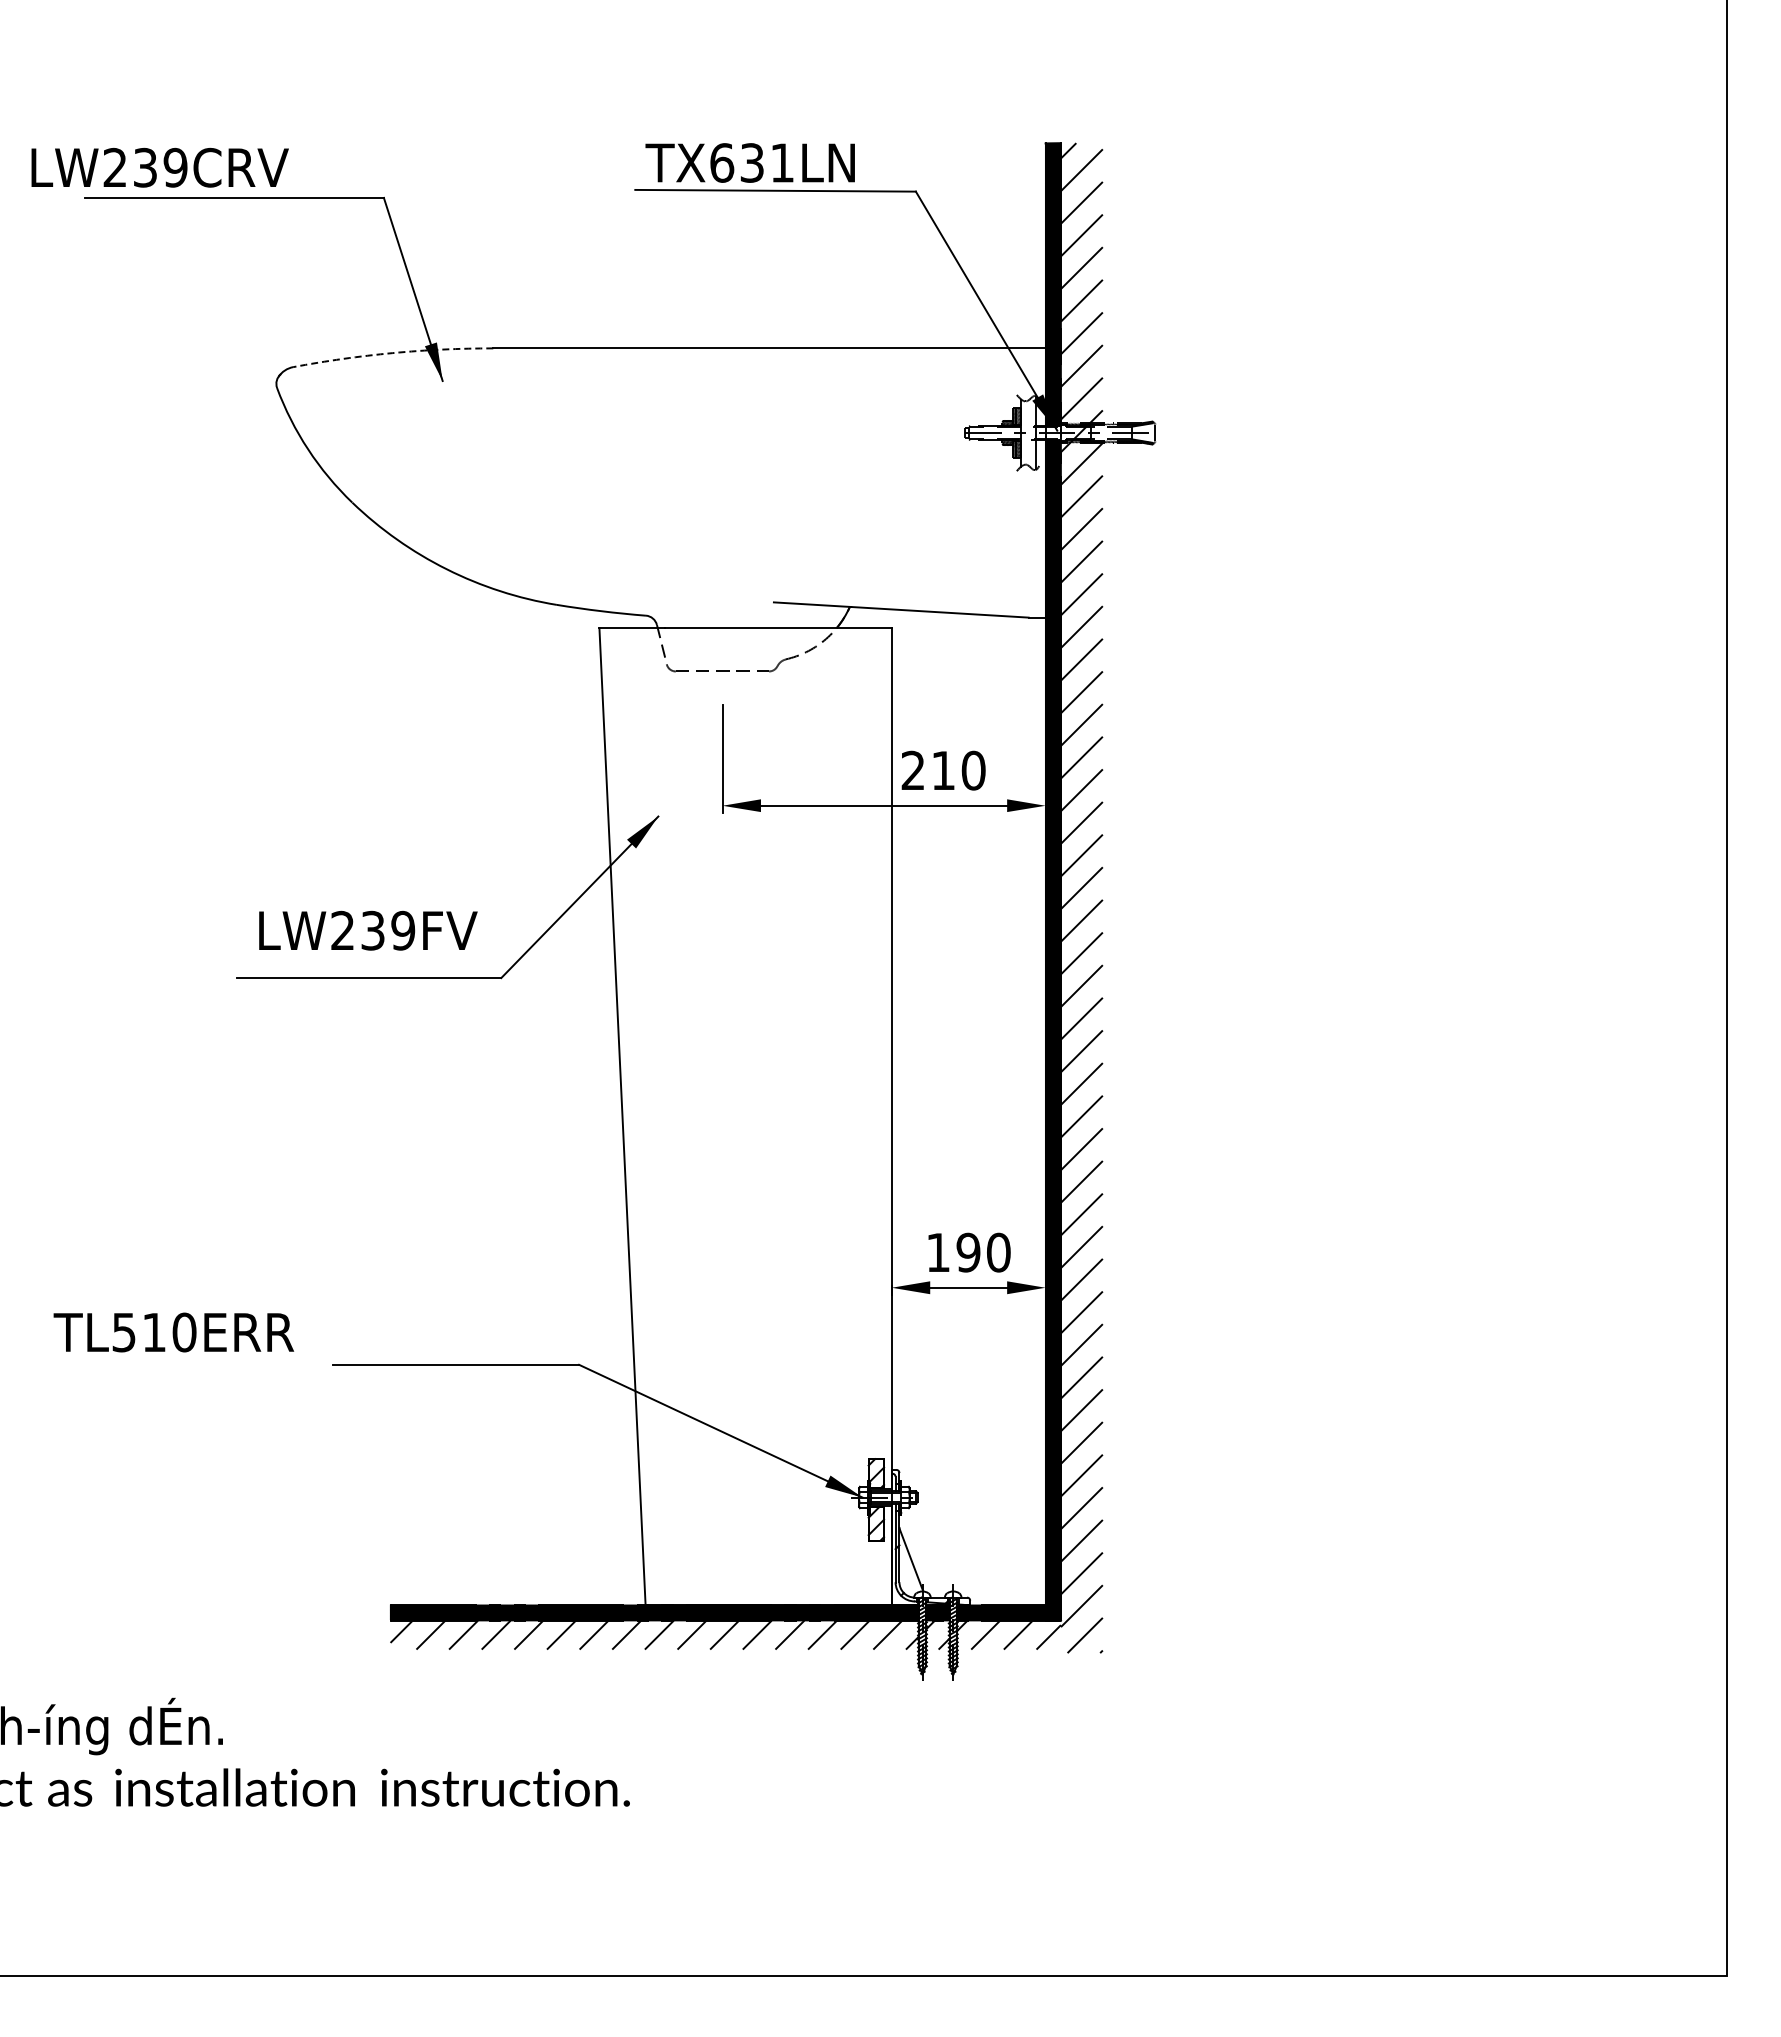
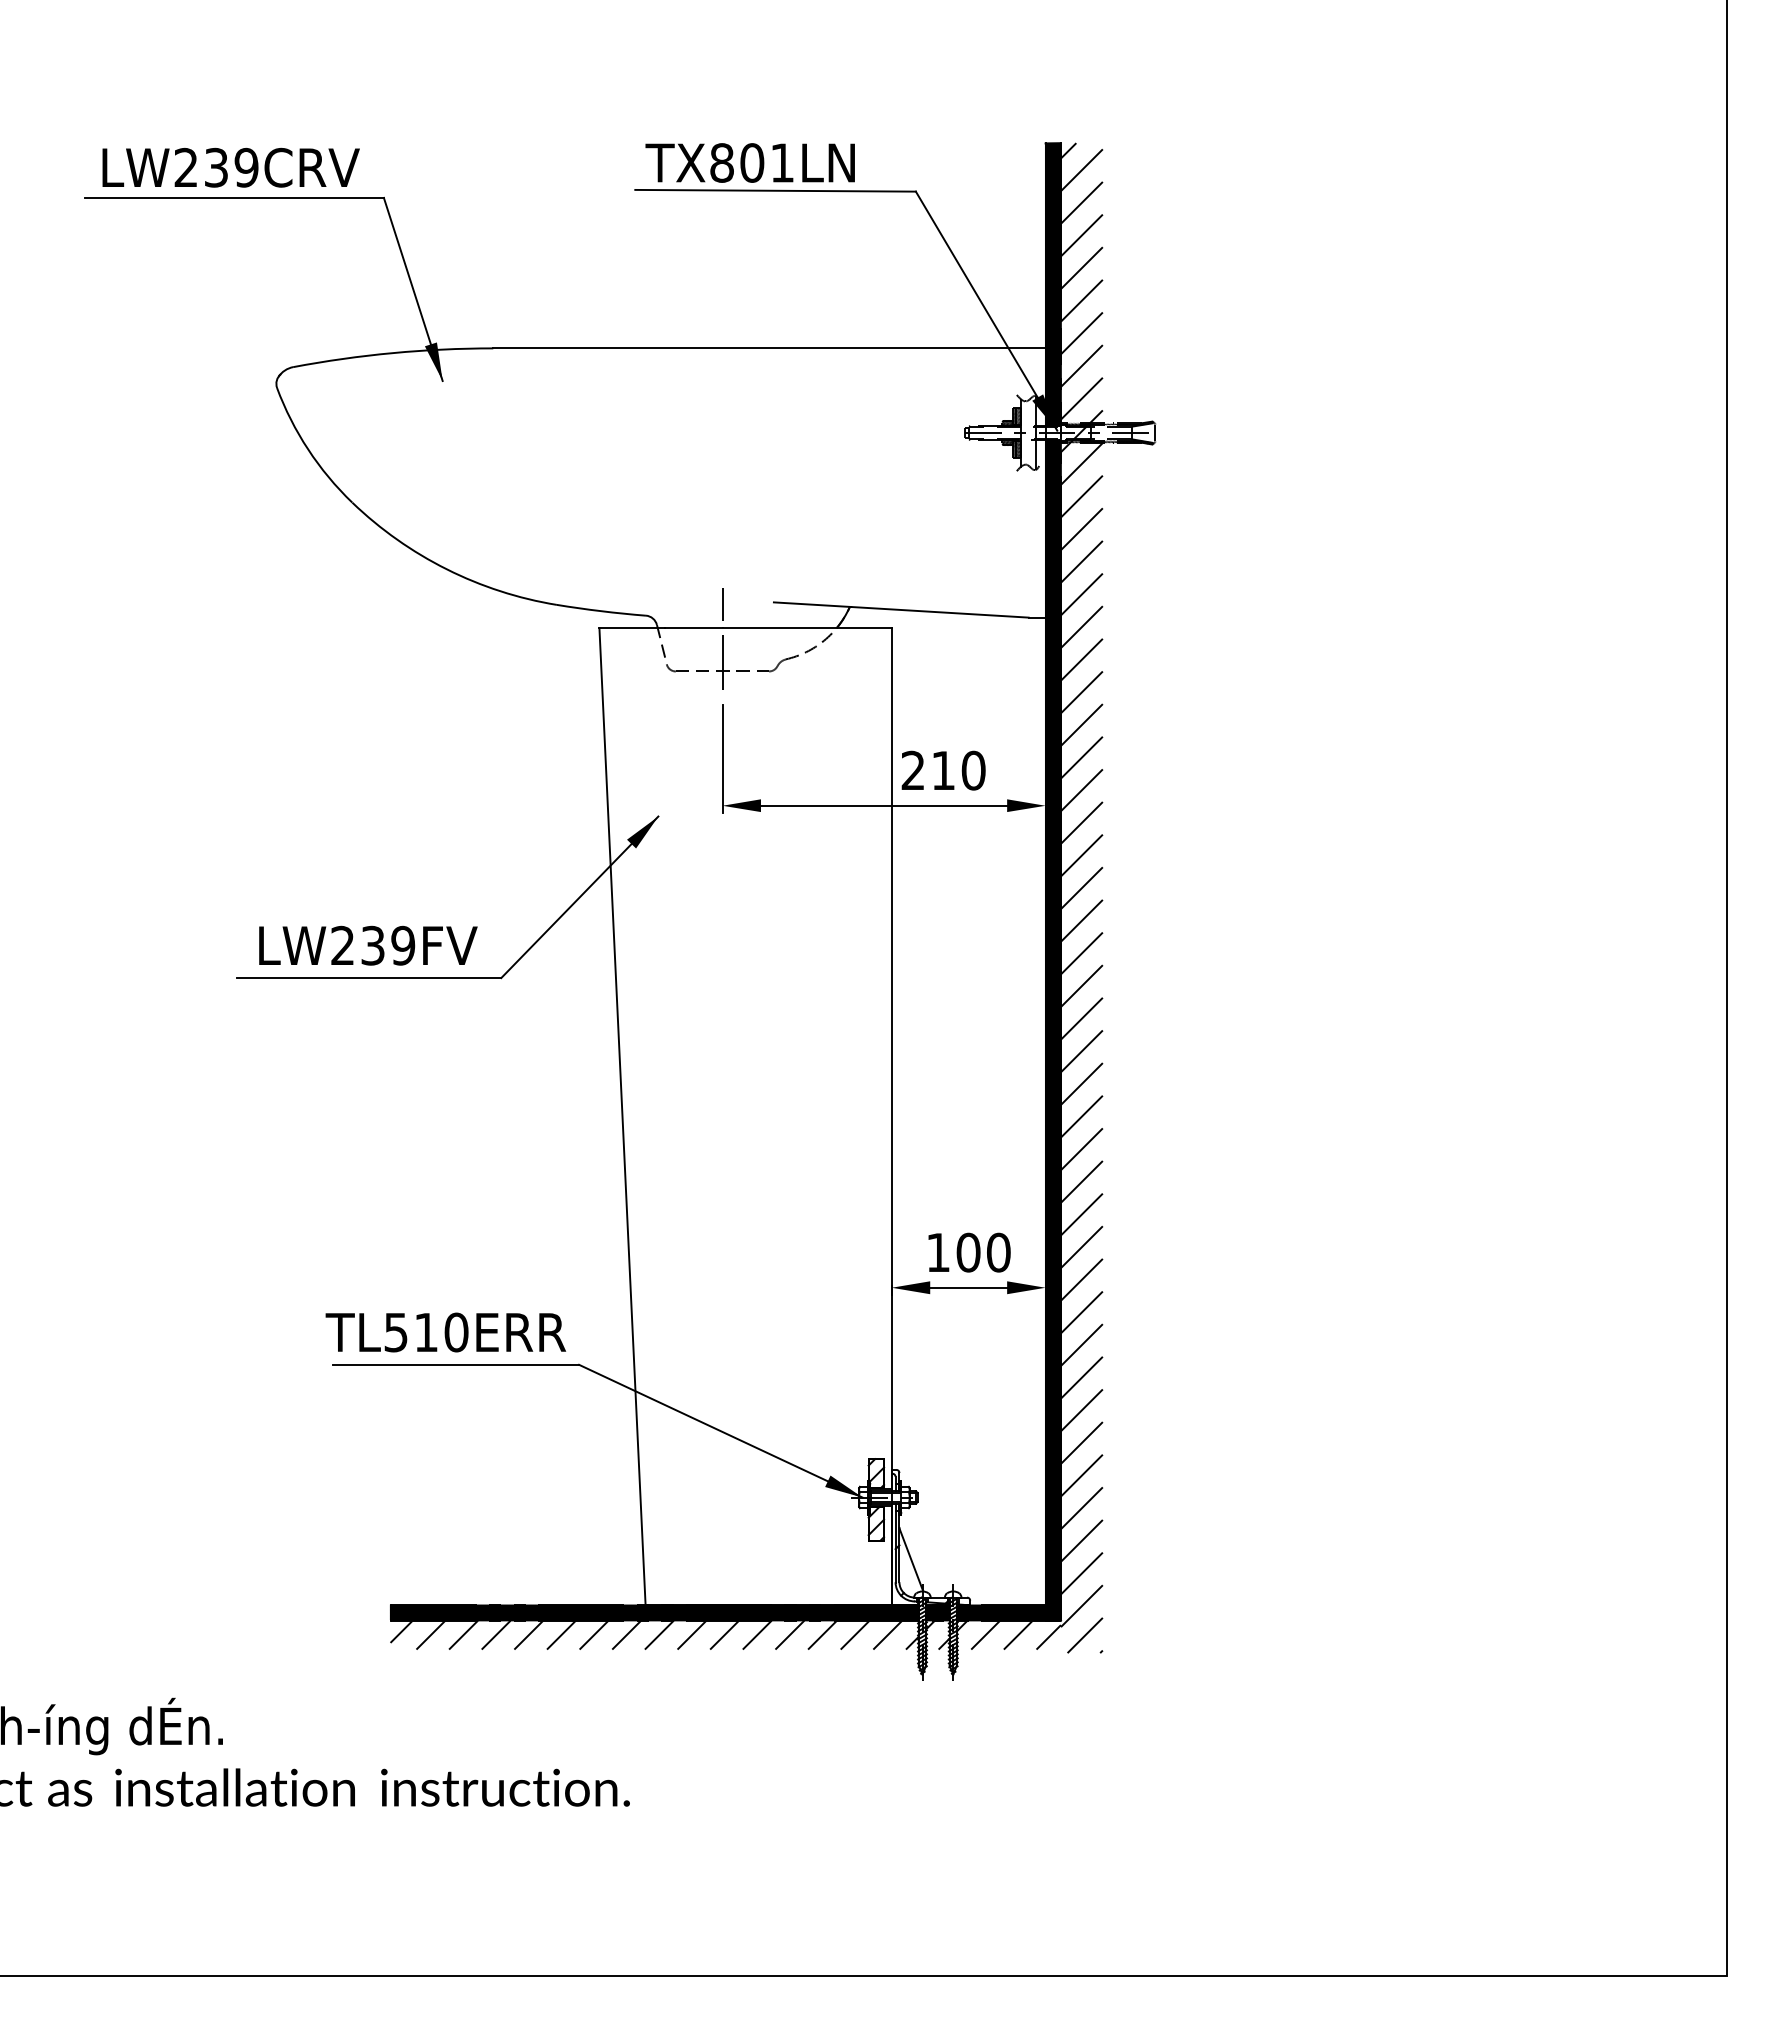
text: TX631LN -> TX801LN (737, 162)
text position: (159, 167) -> (230, 167) (230, 167)
arc: dashed -> solid (392, 353)
line: none -> present (722, 638)
text position: (368, 930) -> (368, 945) (368, 945)
text: 190 -> 100 (968, 1252)
text position: (173, 1332) -> (445, 1332) (445, 1332)
